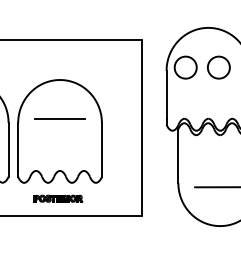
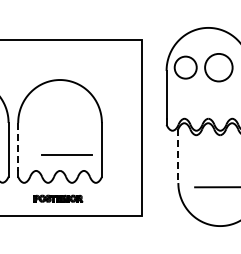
circle size: 24x25 px -> 30x30 px (218, 67)
line position: (59, 118) -> (66, 154) (66, 154)
line: solid -> dashed (18, 146)
line: solid -> dashed (178, 156)
